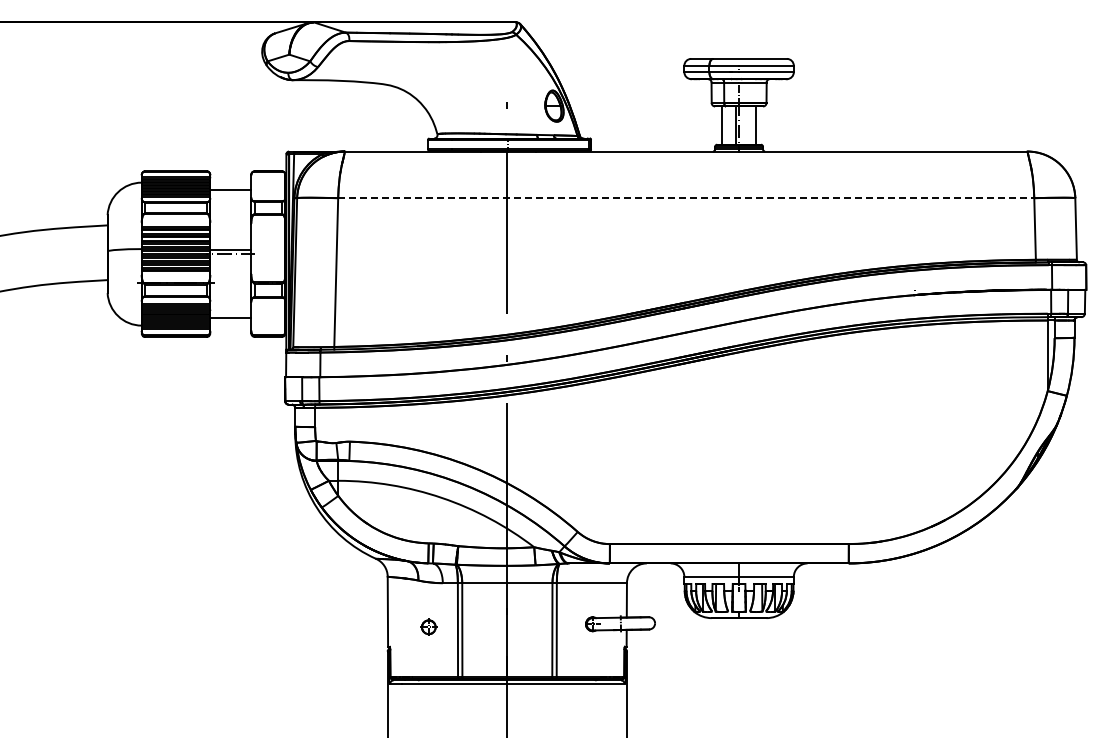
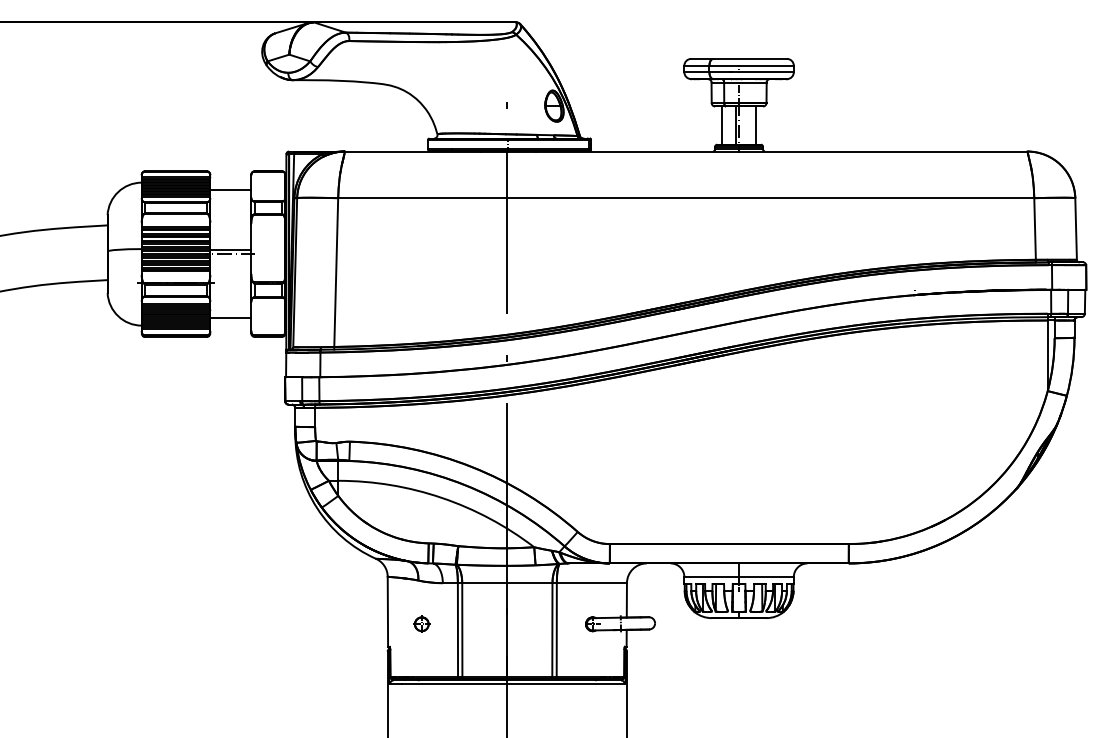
line: dashed -> solid (686, 198)
part position: (428, 626) -> (421, 623) (421, 623)
